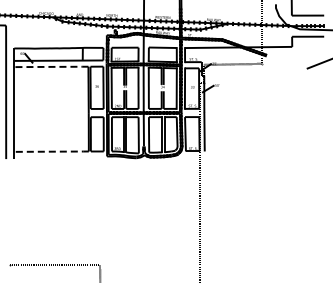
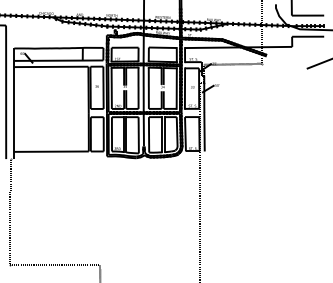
line: dashed -> solid (52, 66)
line: dashed -> solid (52, 151)
line: none -> present (10, 212)
